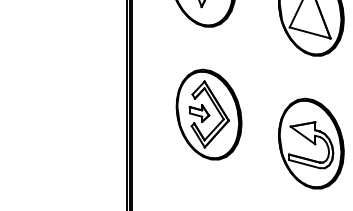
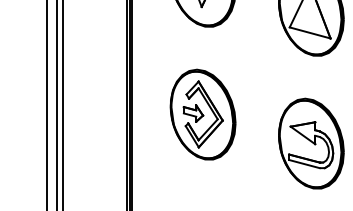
line: none -> present (46, 104)
line: none -> present (57, 104)
line: none -> present (62, 104)
part position: (208, 114) -> (202, 114) (202, 114)
